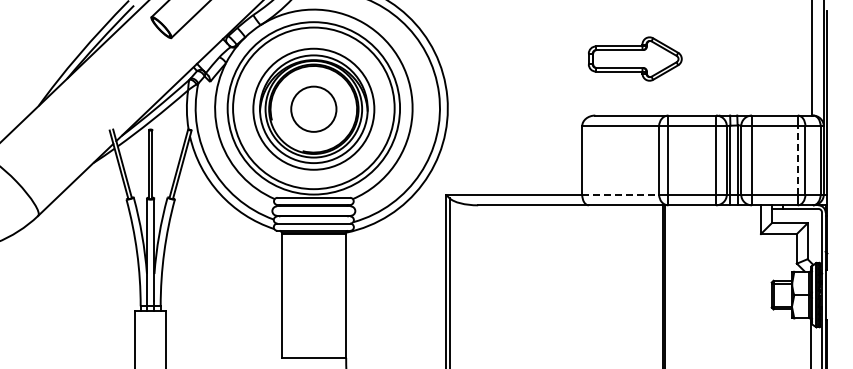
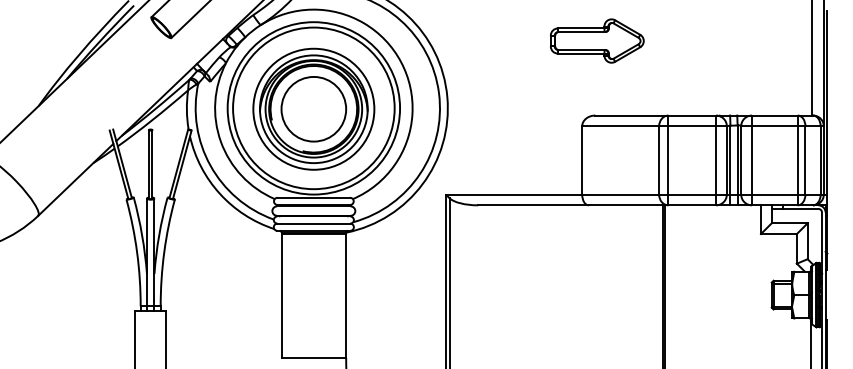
part position: (635, 58) -> (597, 40) (597, 40)
circle diameter: 45 px -> 65 px (313, 108)
line: dashed -> solid (797, 159)
line: dashed -> solid (621, 194)
